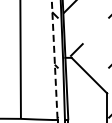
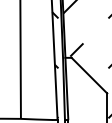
line: dashed -> solid (54, 60)
